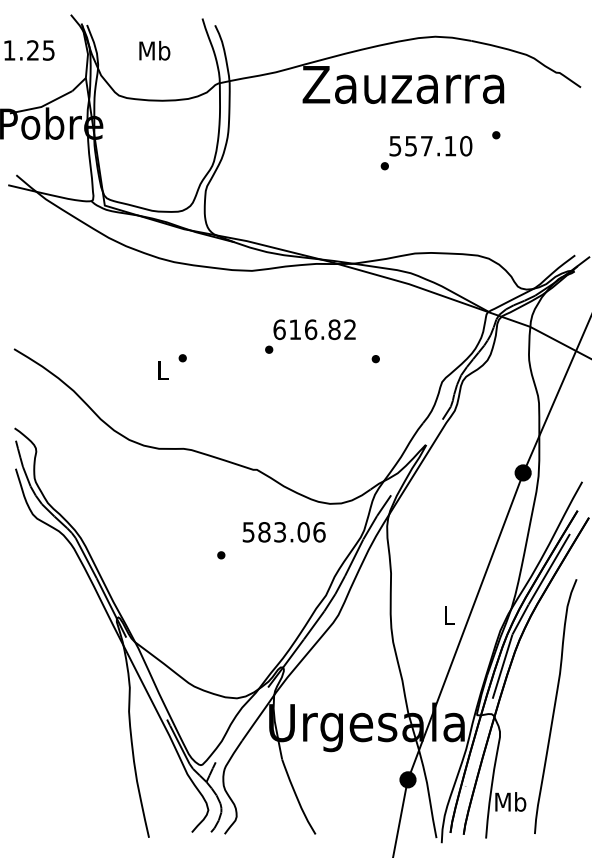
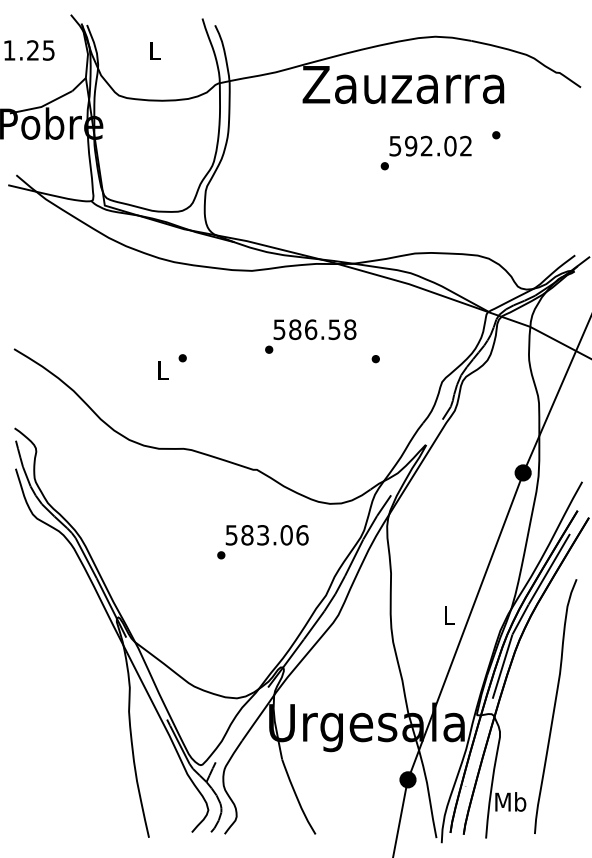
text: Mb -> L (154, 50)
text: 557.10 -> 592.02 (438, 145)
text: 616.82 -> 586.58 (314, 329)
text position: (283, 532) -> (266, 535) (266, 535)
